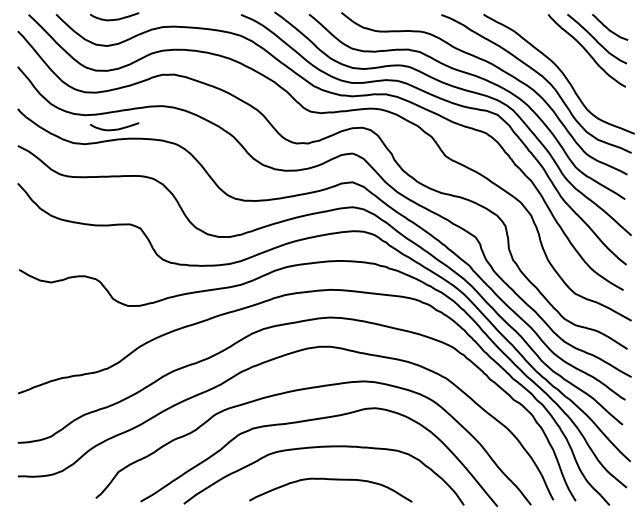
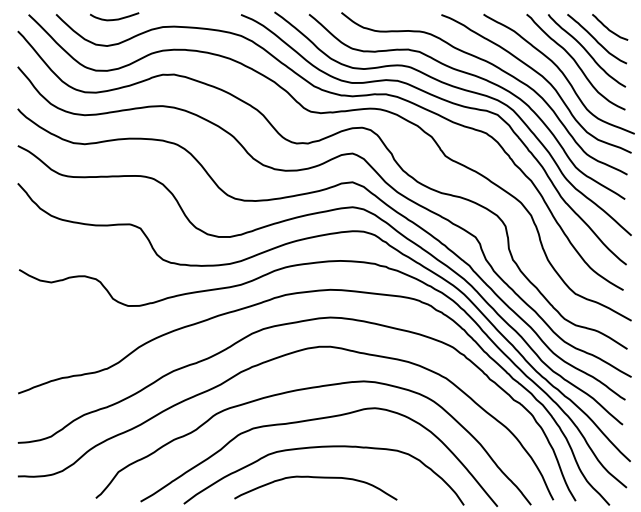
curve: none -> present (575, 62)
curve: present -> none (115, 128)
curve position: (330, 480) -> (315, 478) (315, 478)
